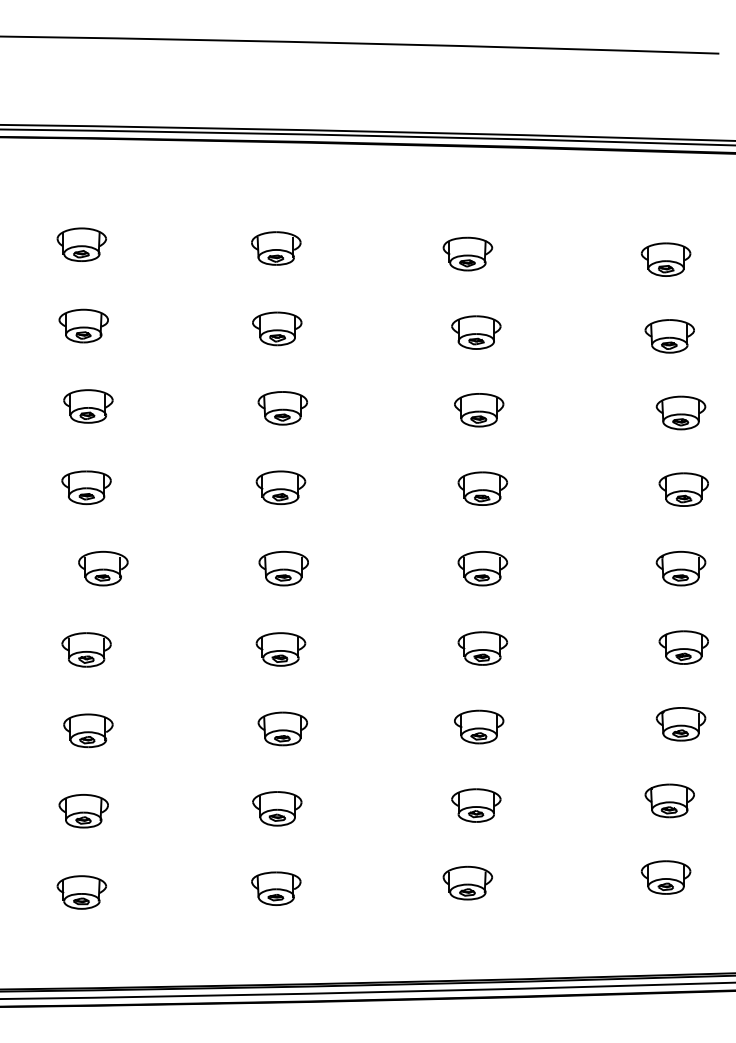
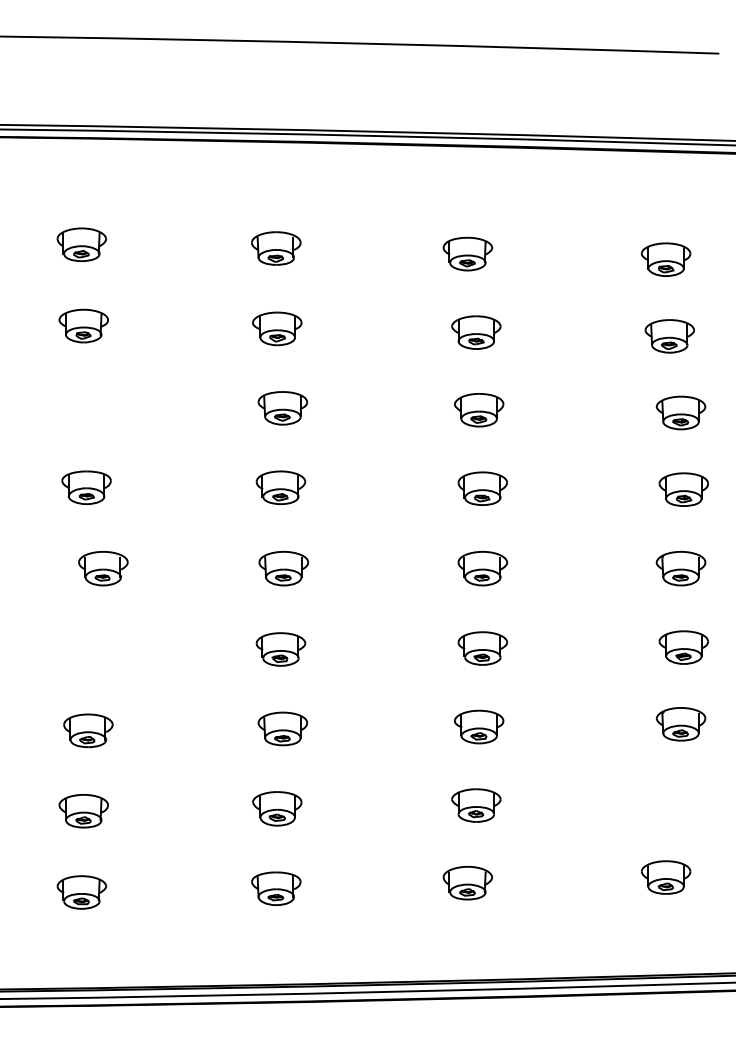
part: present -> none (88, 406)
part: present -> none (86, 649)
part: present -> none (669, 800)
